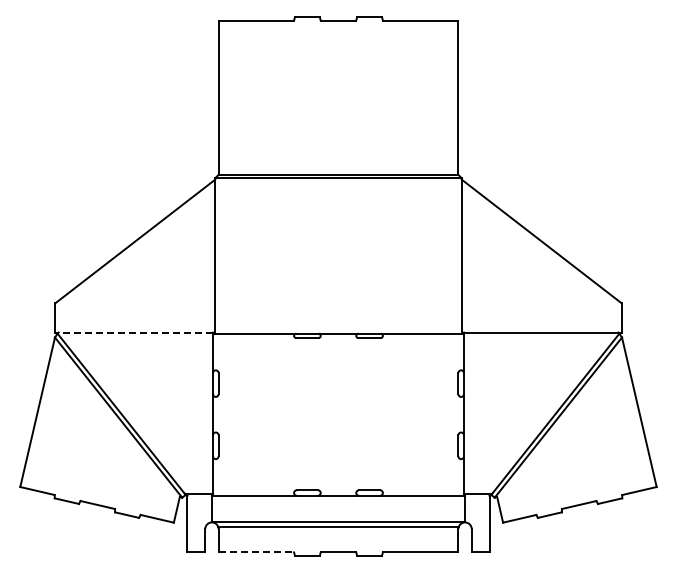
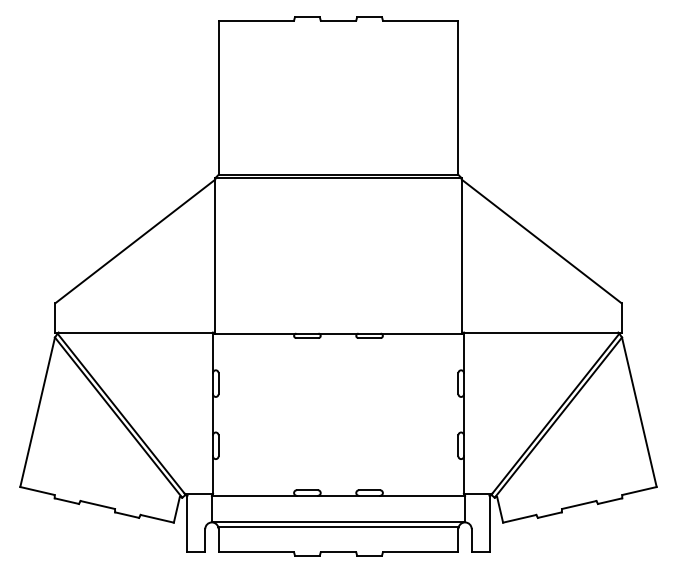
line: dashed -> solid (134, 332)
line: dashed -> solid (256, 552)
